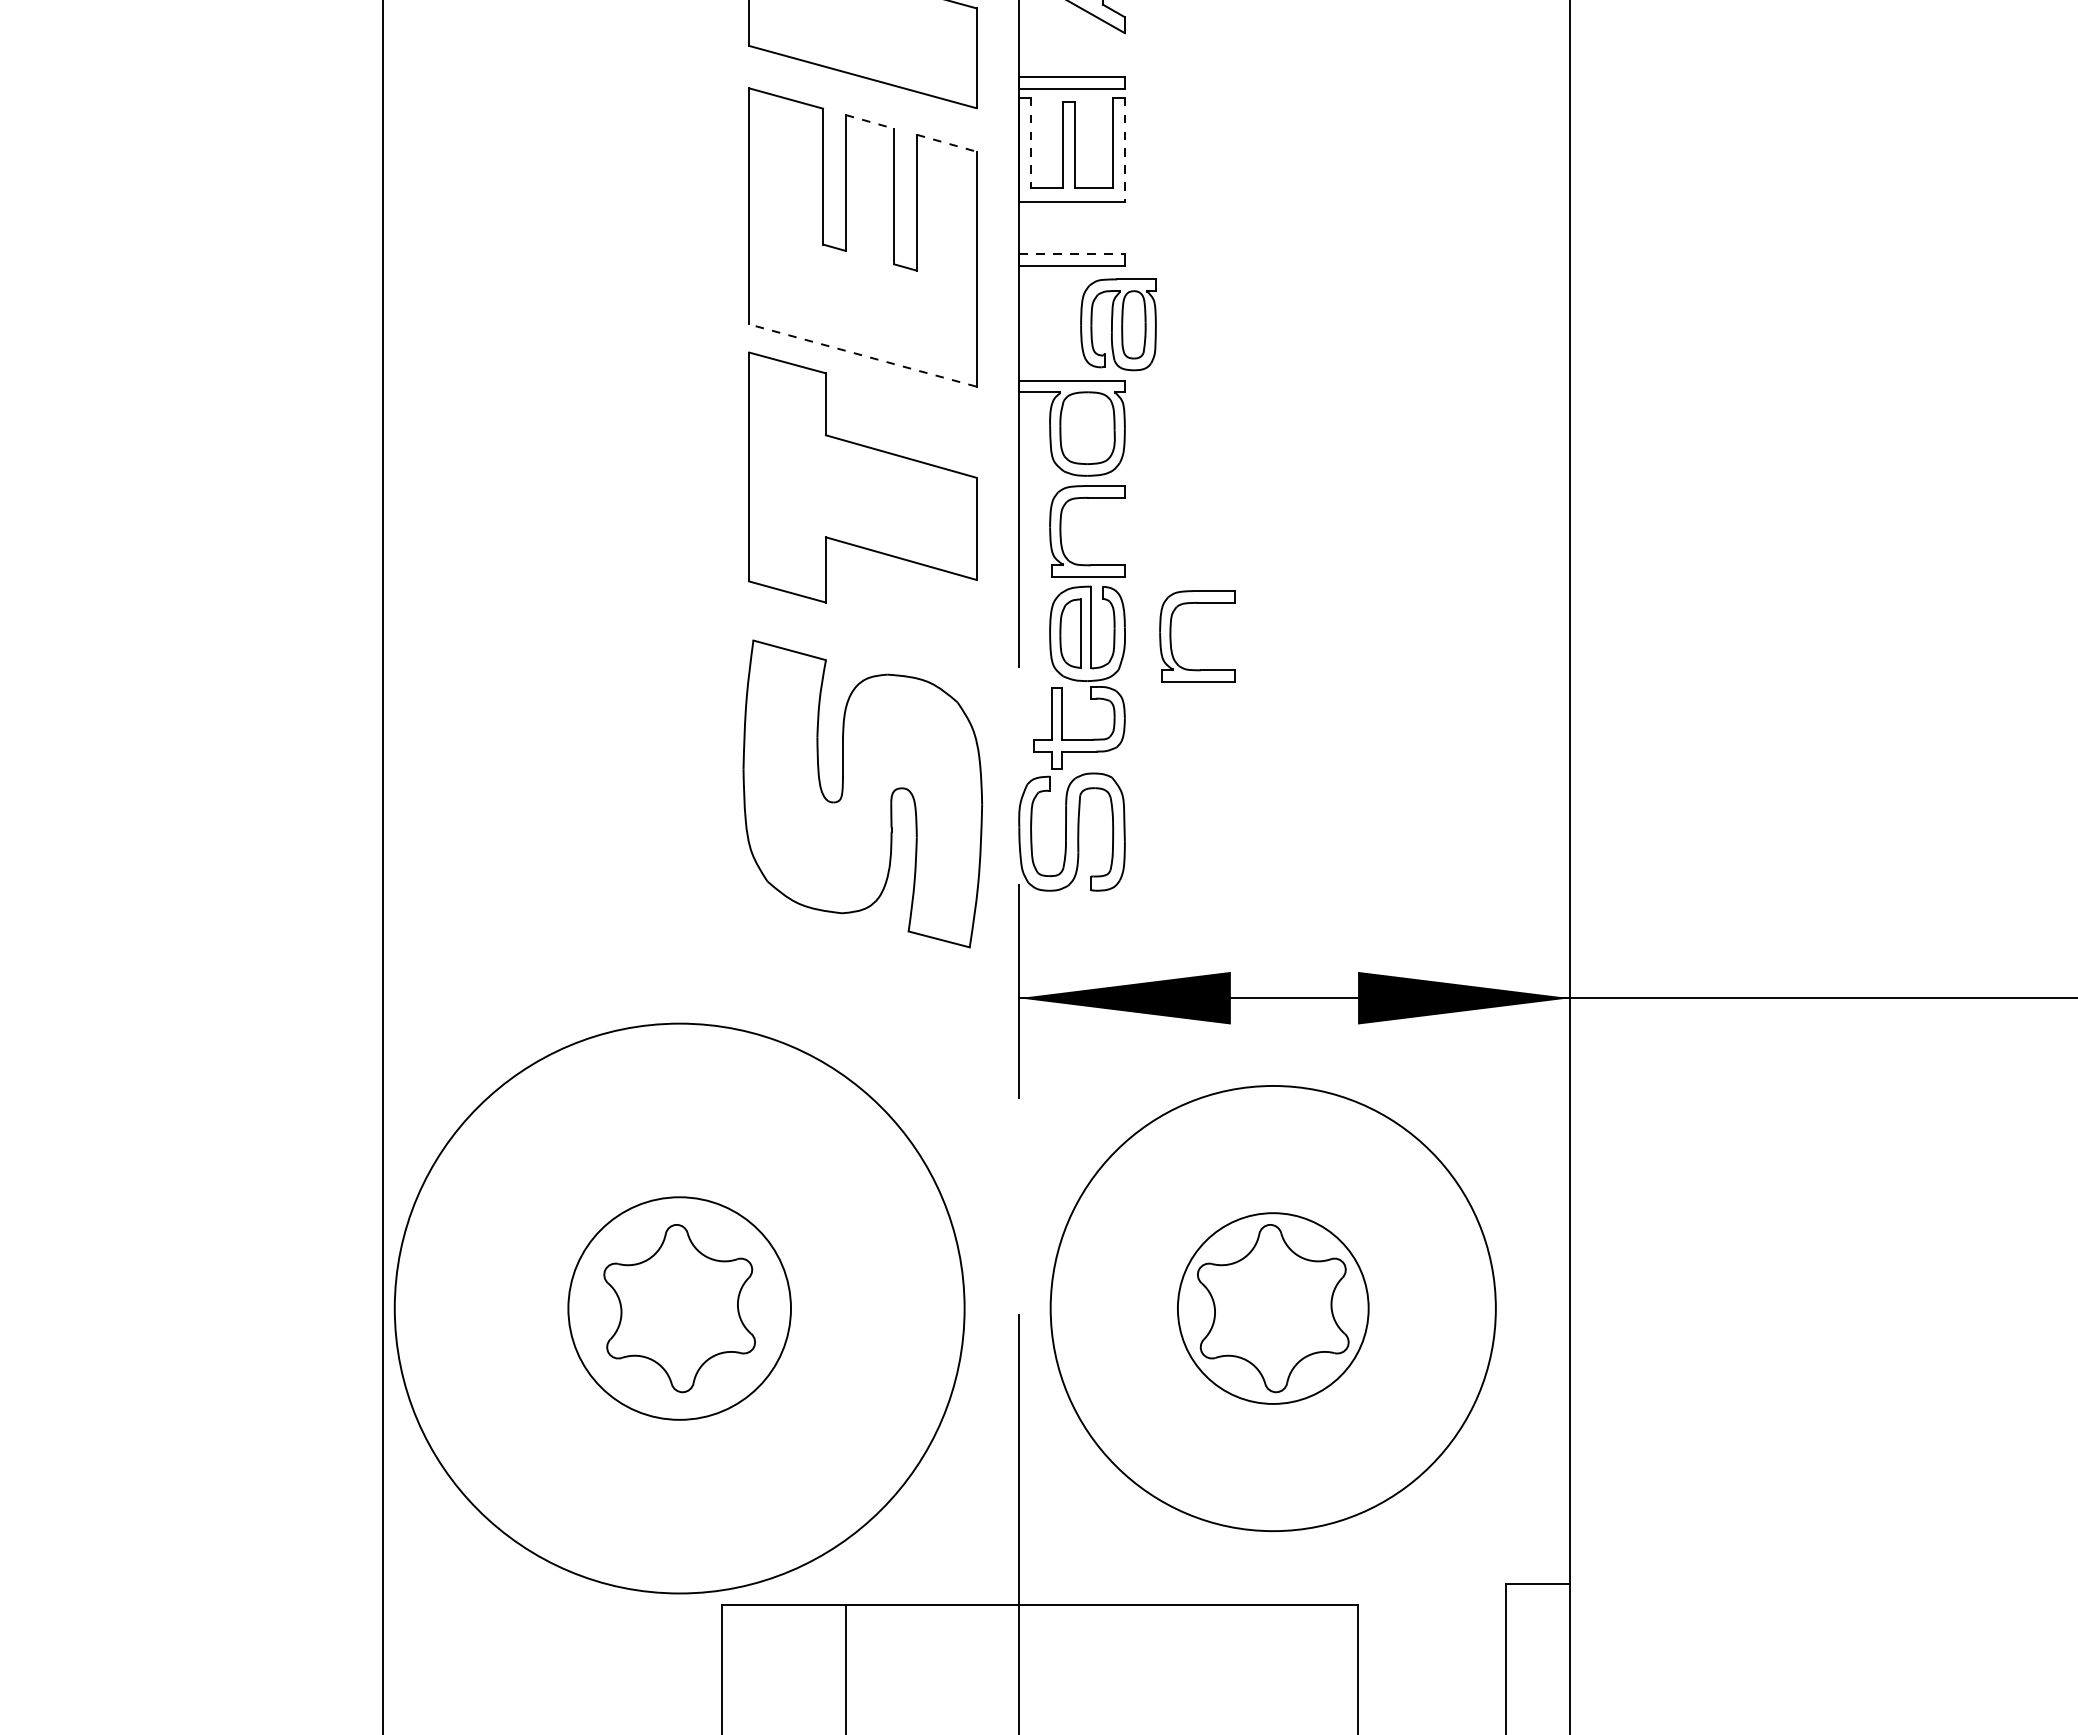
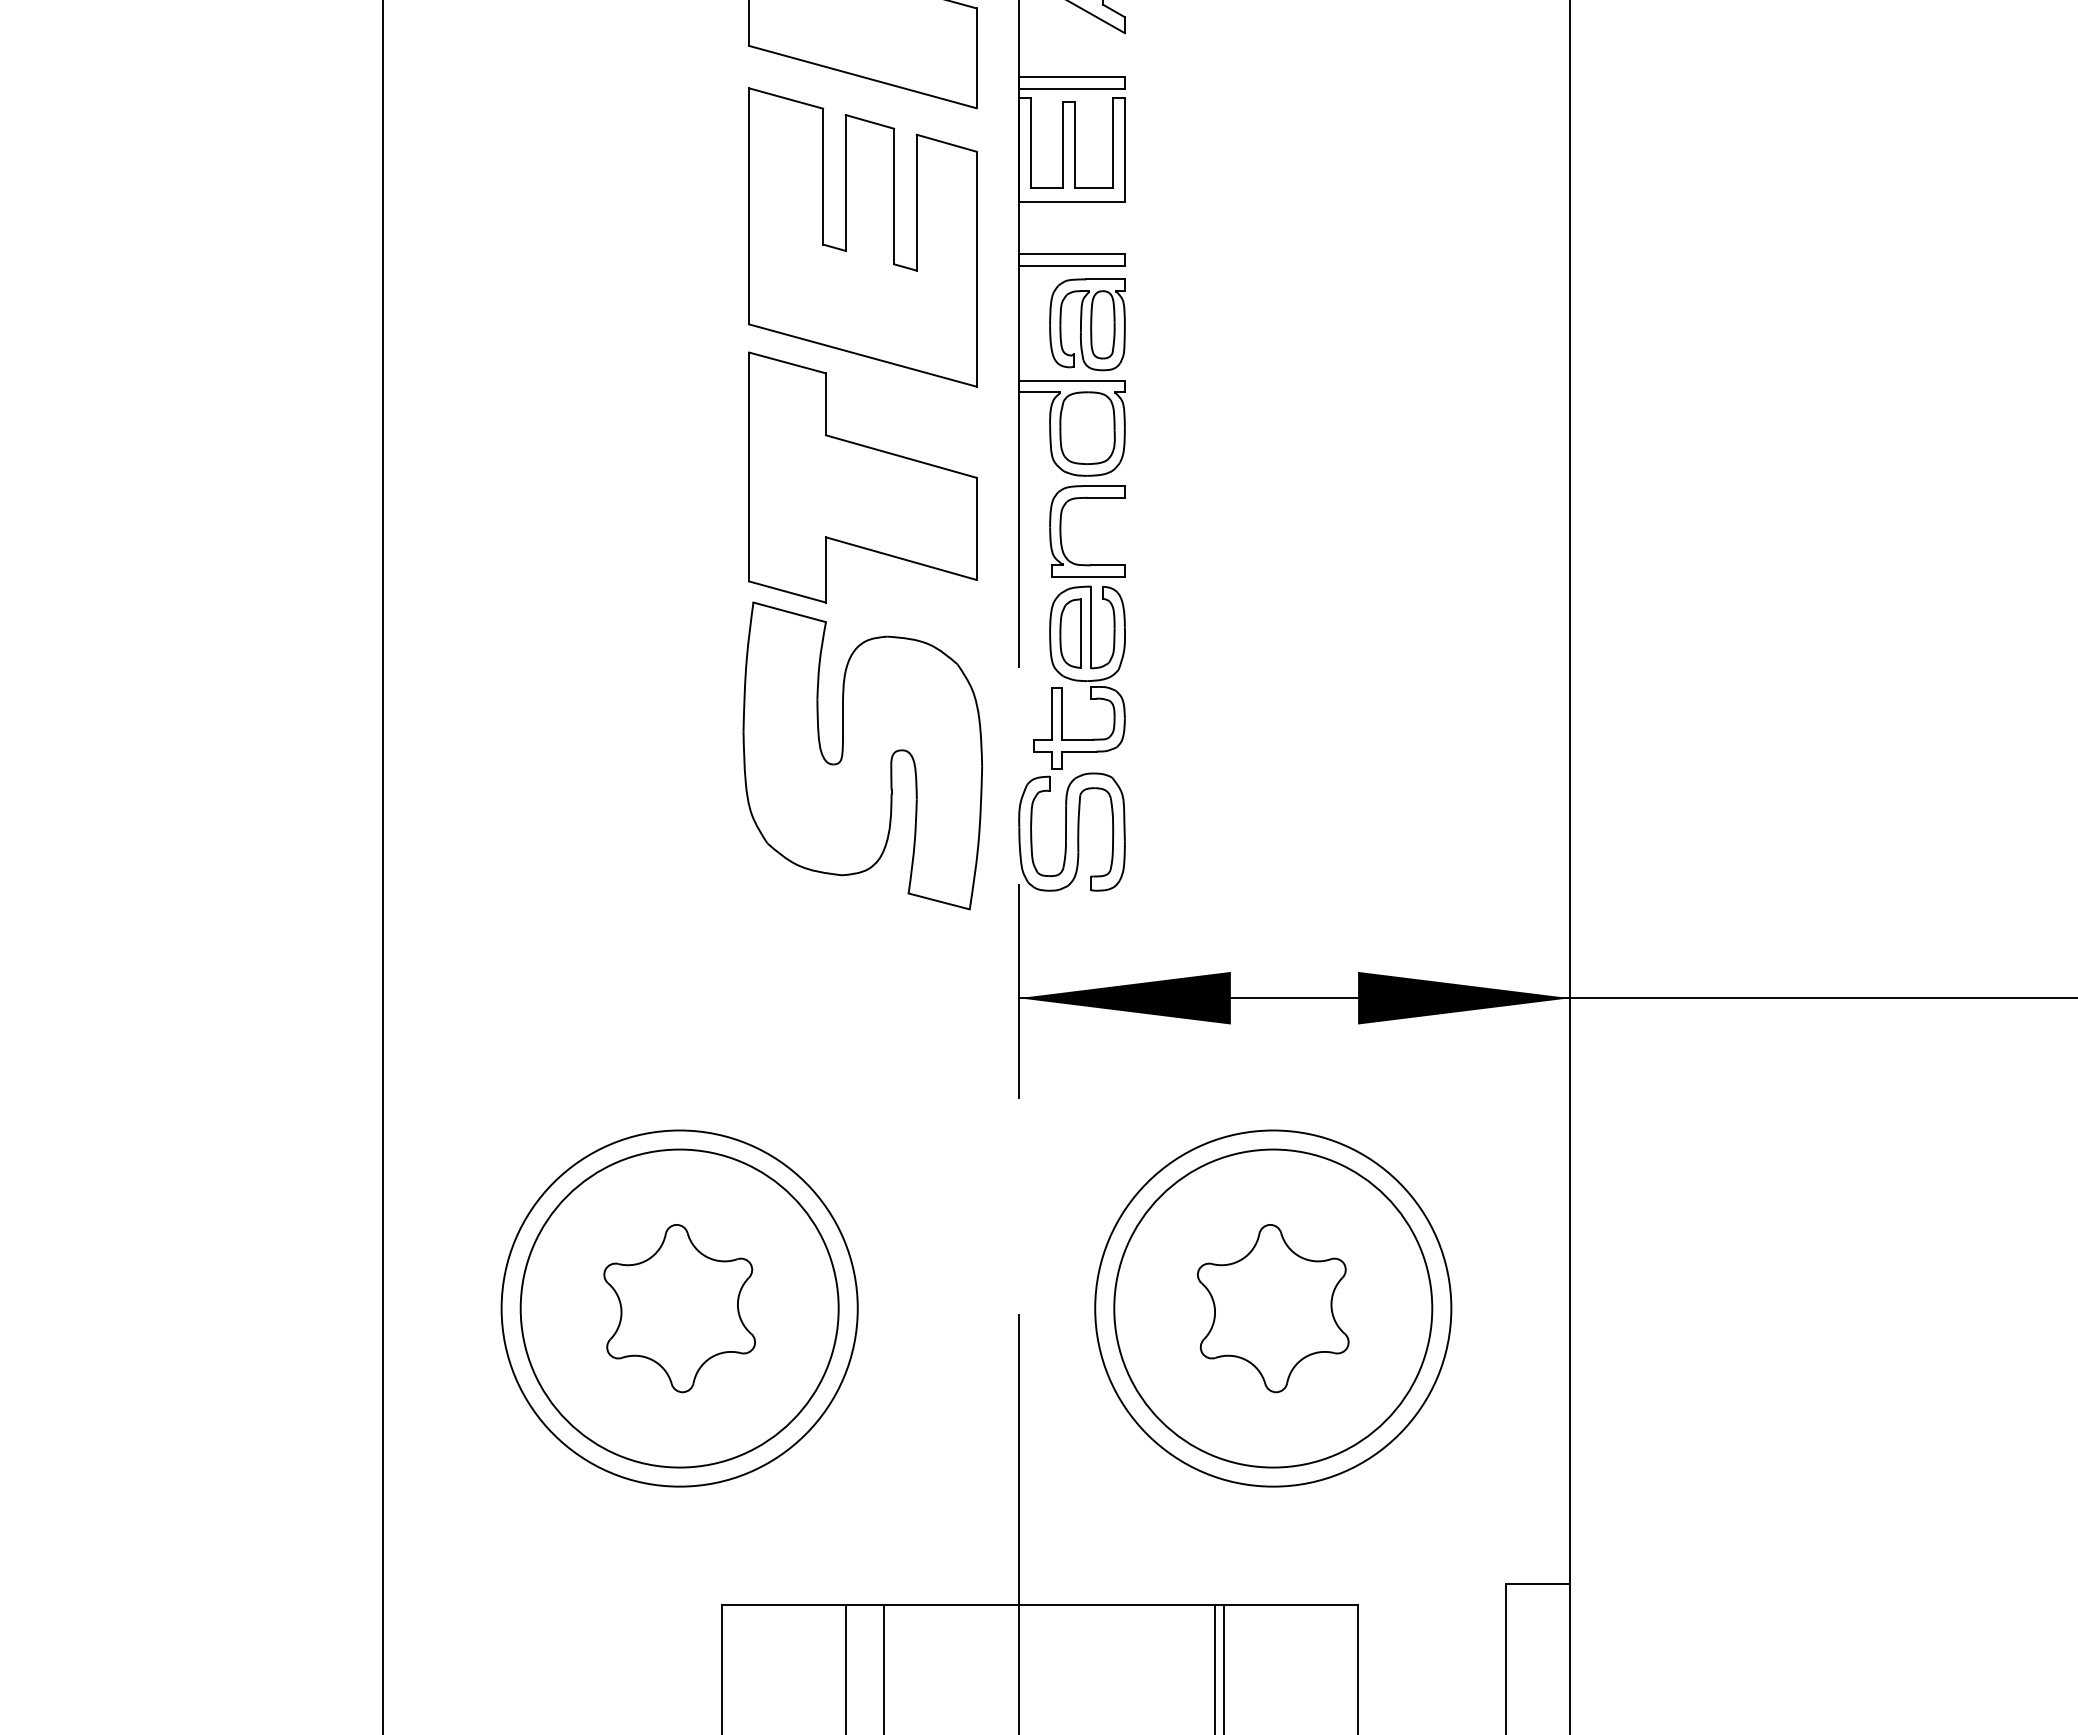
line: dashed -> solid (870, 122)
line: dashed -> solid (947, 143)
line: dashed -> solid (1031, 143)
line: dashed -> solid (1124, 150)
line: dashed -> solid (1072, 254)
part position: (1118, 324) -> (1087, 324) (1087, 324)
line: dashed -> solid (862, 355)
part: present -> none (1171, 636)
part position: (862, 793) -> (862, 755) (862, 755)
circle diameter: 223 px -> 318 px (679, 1308)
circle diameter: 570 px -> 356 px (679, 1308)
circle diameter: 191 px -> 318 px (1273, 1308)
circle diameter: 445 px -> 356 px (1273, 1308)
line: none -> present (884, 1668)
line: none -> present (1214, 1668)
line: none -> present (1223, 1668)
